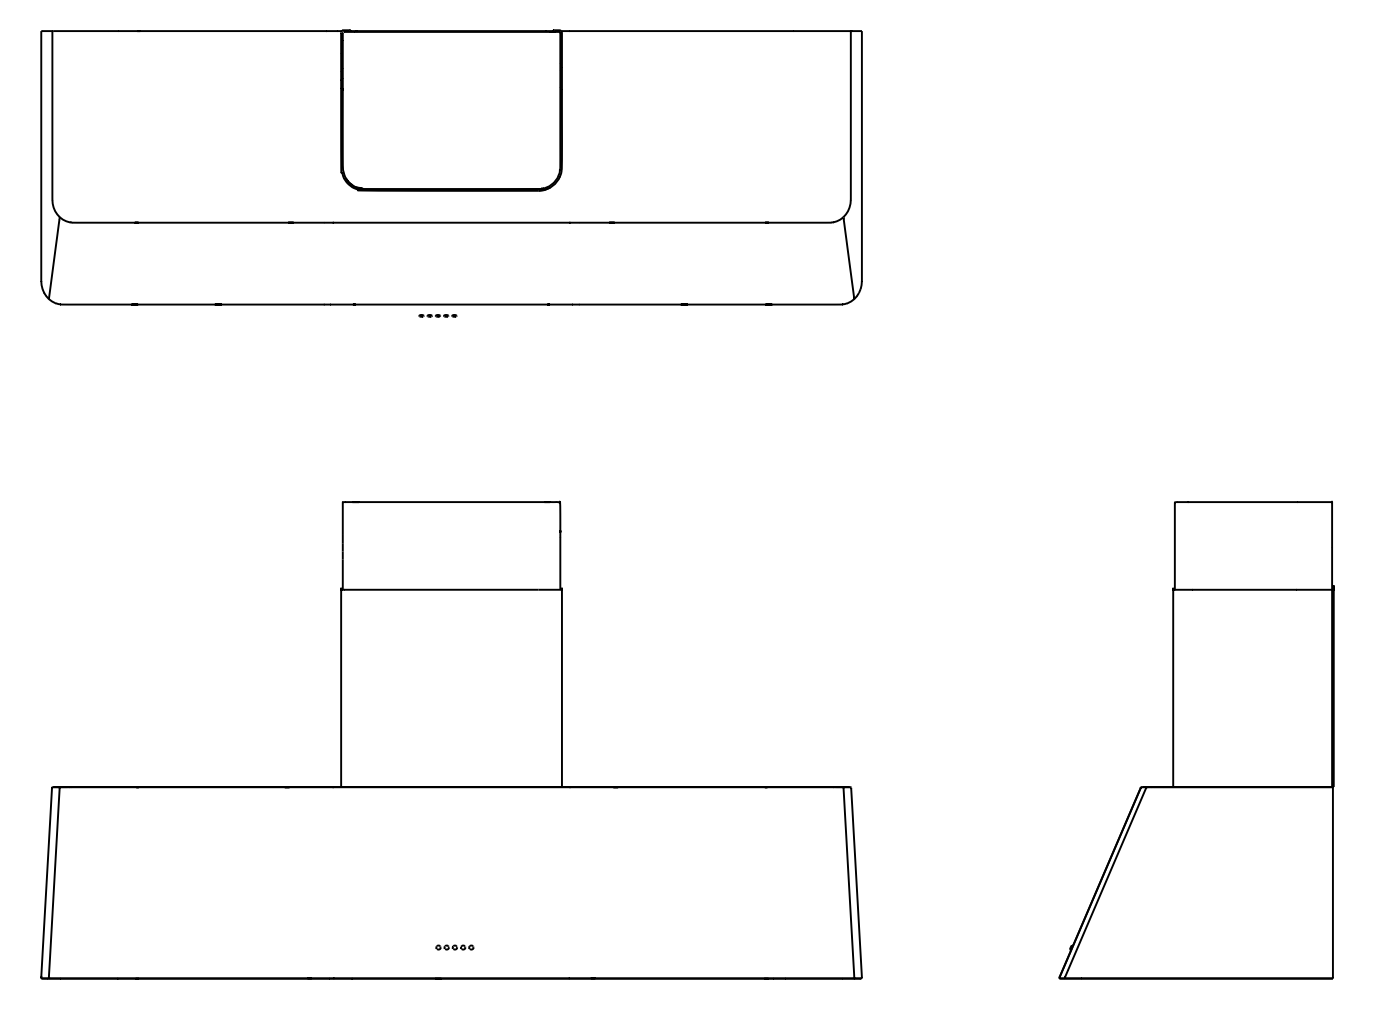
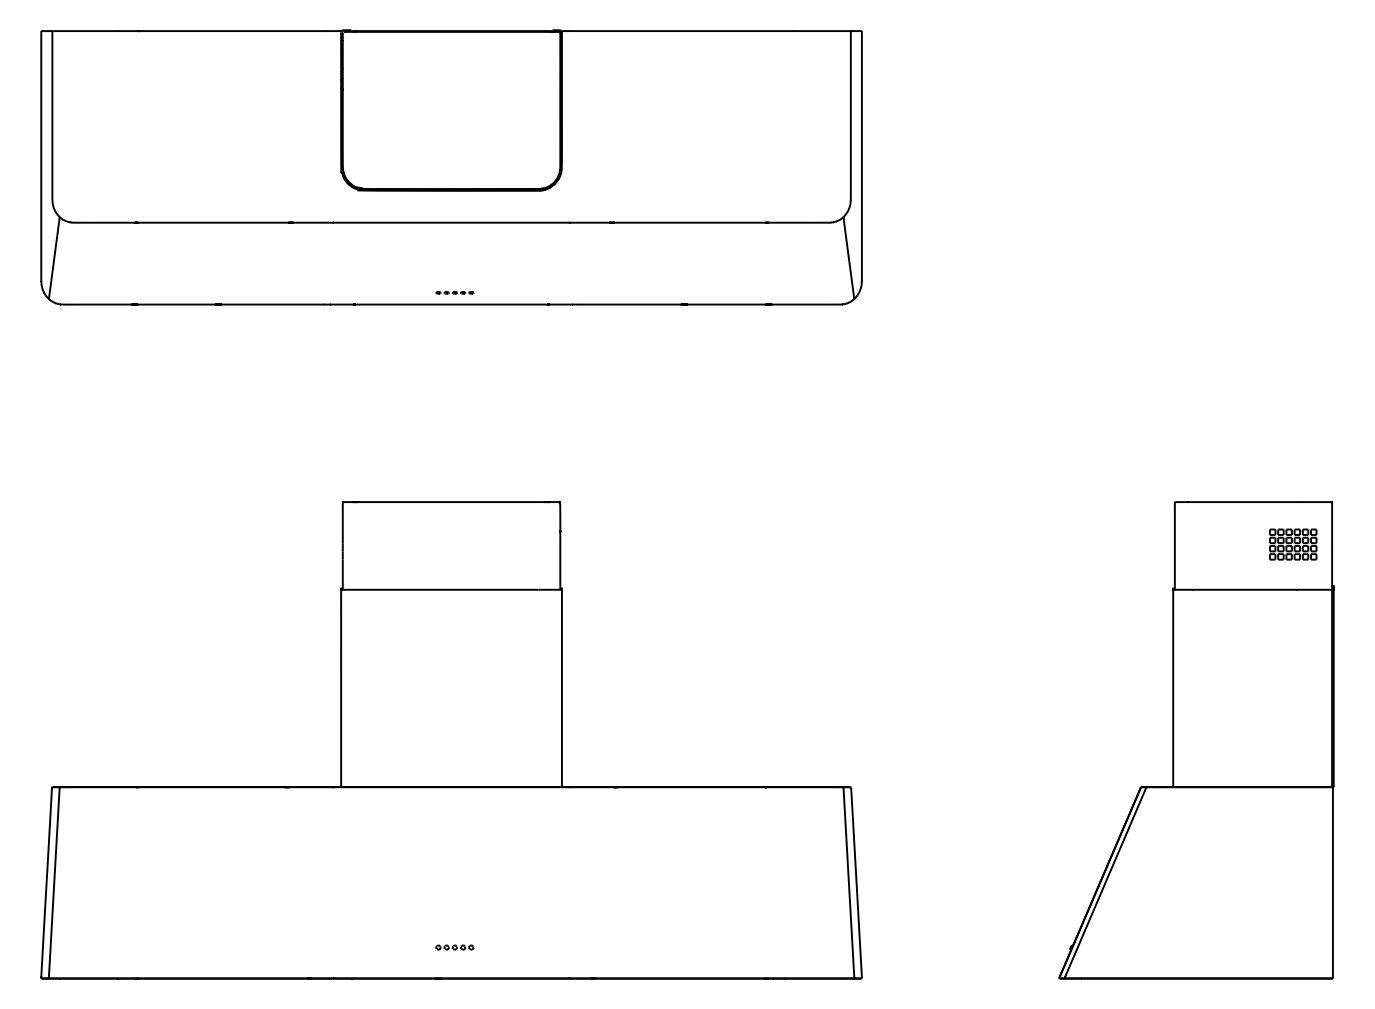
line position: (437, 315) -> (454, 292) (454, 292)
part: none -> present (1293, 544)
